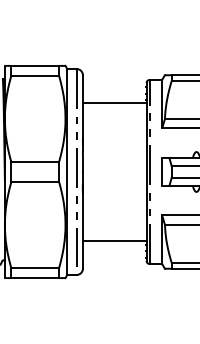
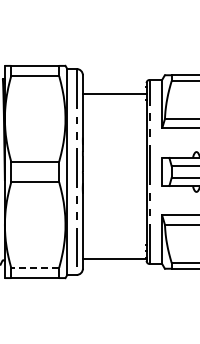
line position: (114, 103) -> (114, 94) (114, 94)
line position: (114, 240) -> (114, 258) (114, 258)
line: solid -> dashed (35, 267)
